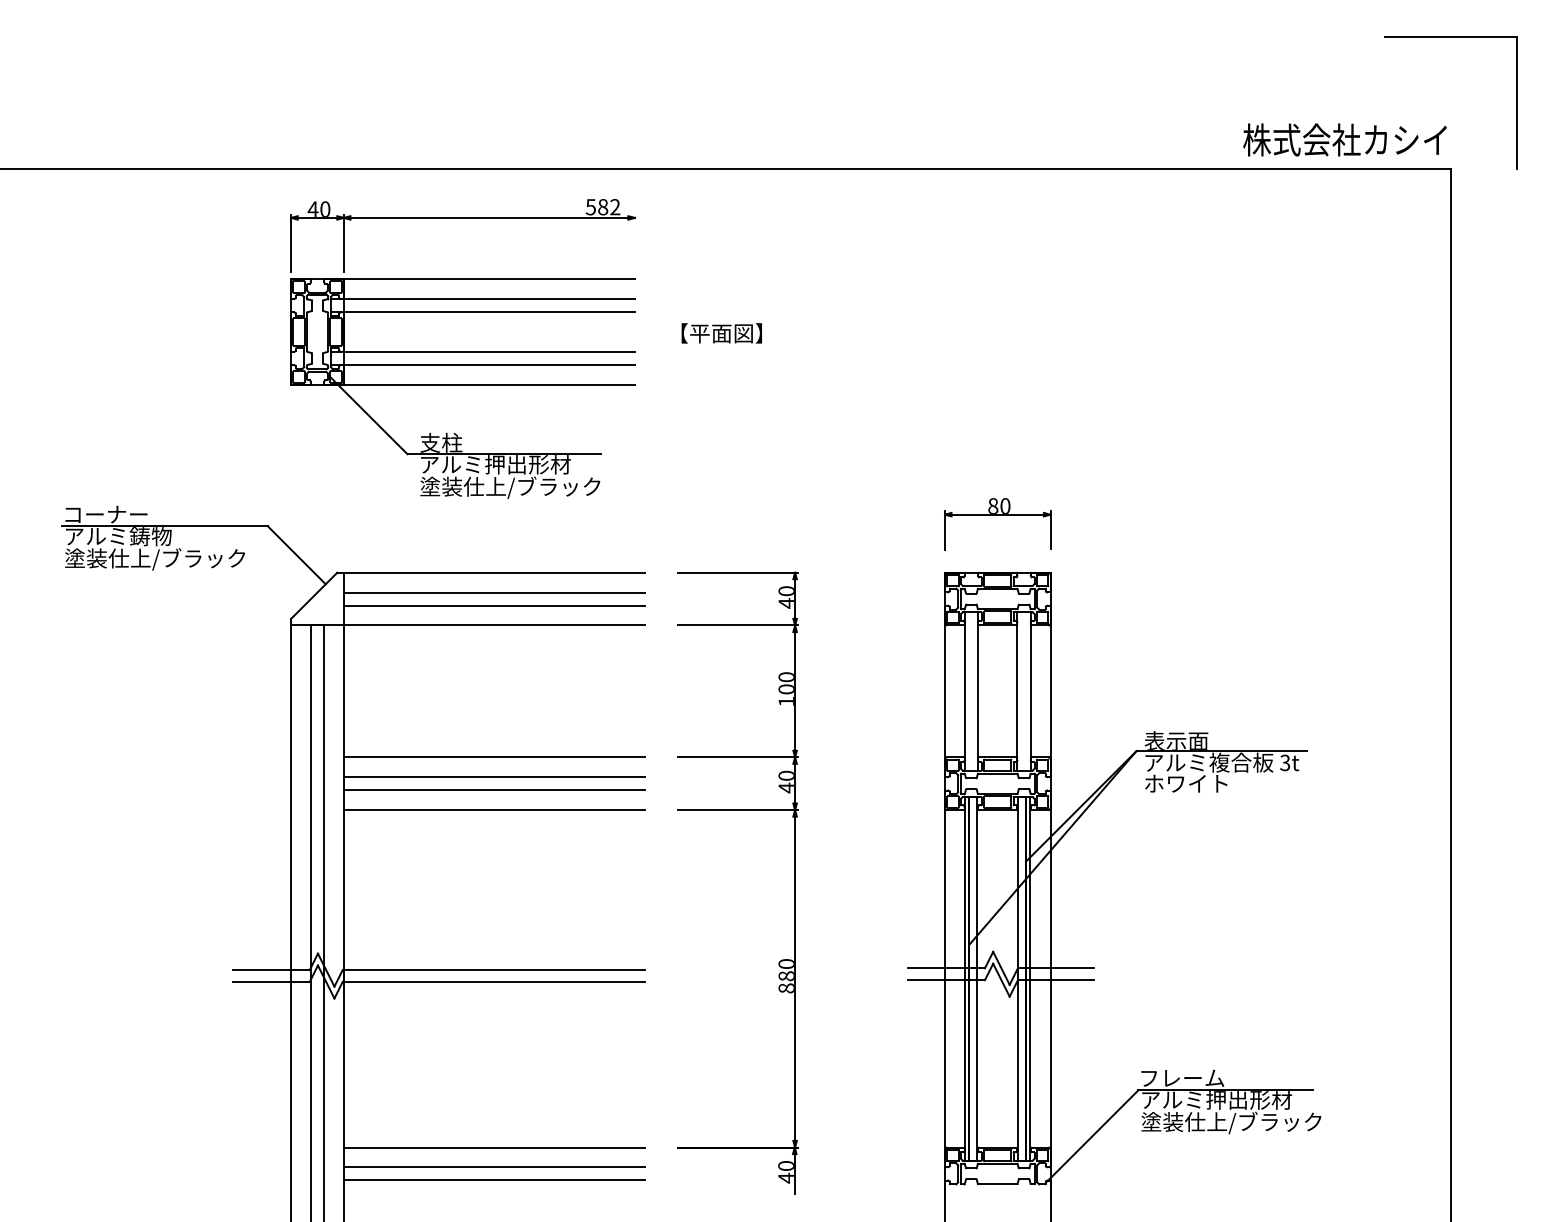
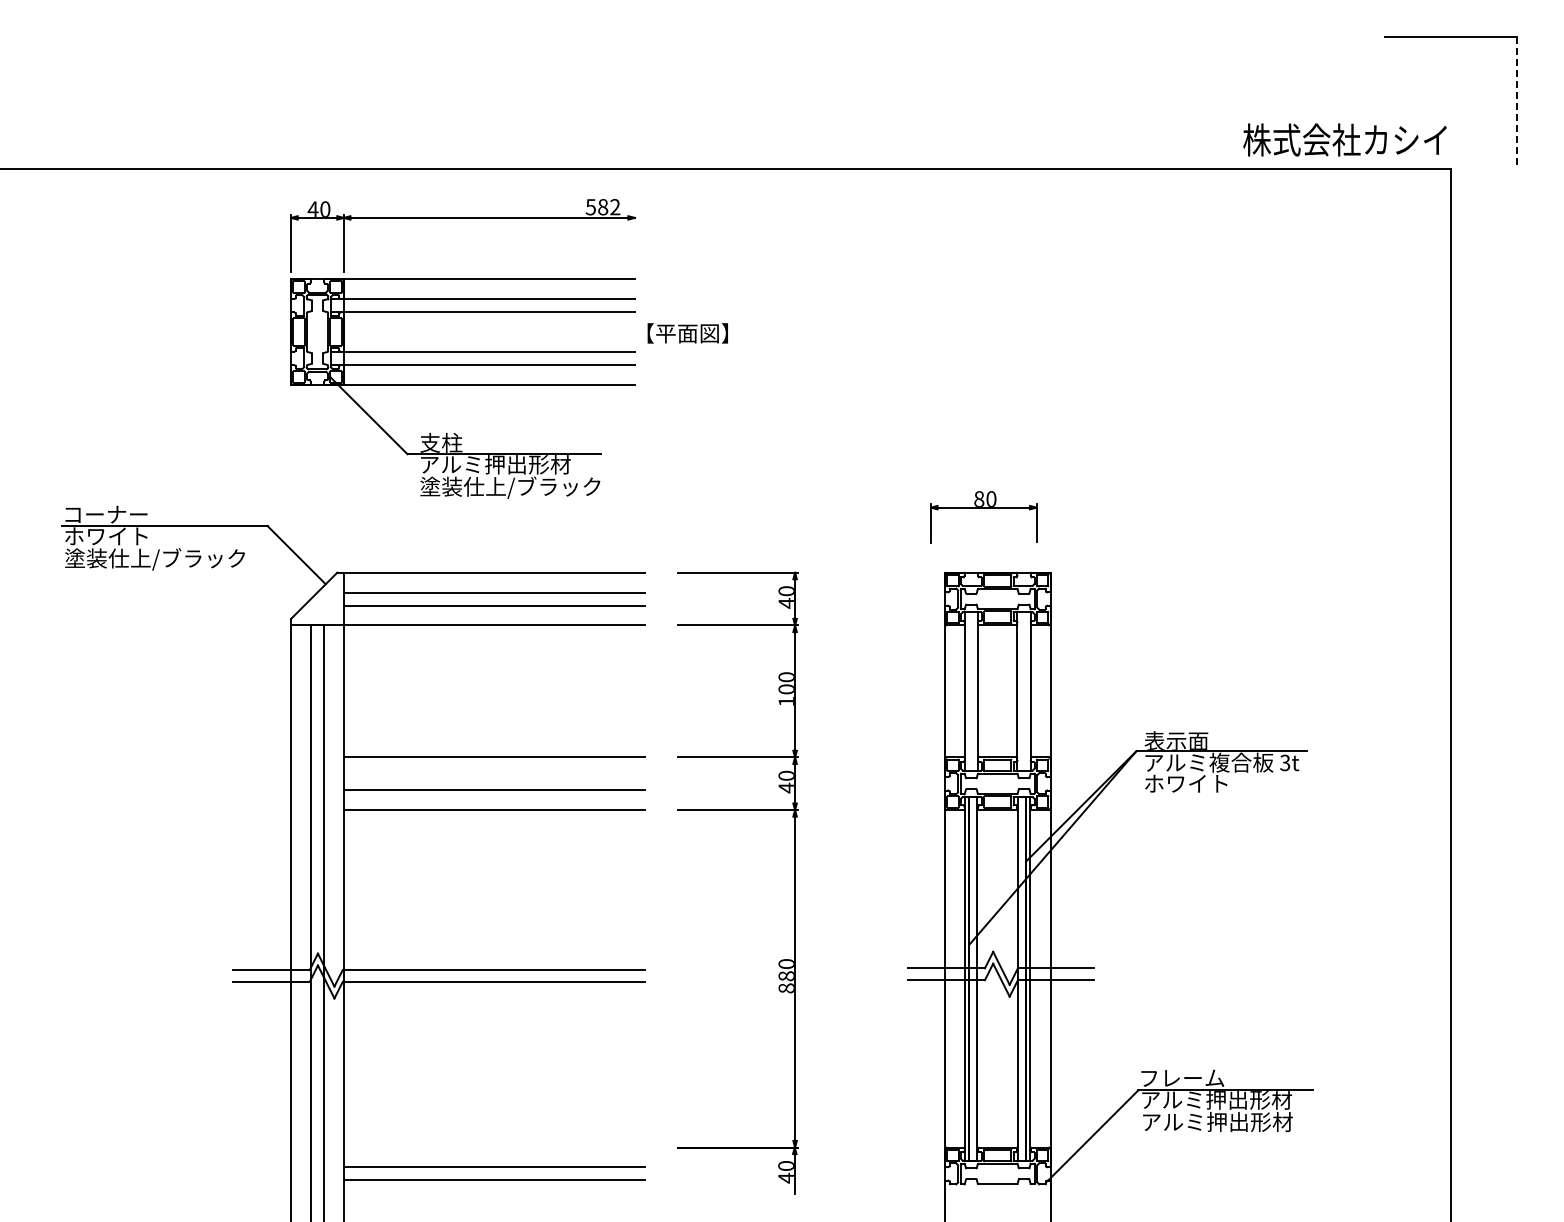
line: solid -> dashed (1517, 102)
text position: (721, 333) -> (687, 333) (687, 333)
part position: (997, 515) -> (983, 508) (983, 508)
text: アルミ鋳物 -> ホワイト (118, 536)
line: present -> none (494, 777)
text: 塗装仕上/ブラック -> アルミ押出形材 (1231, 1122)
line: present -> none (494, 1147)
